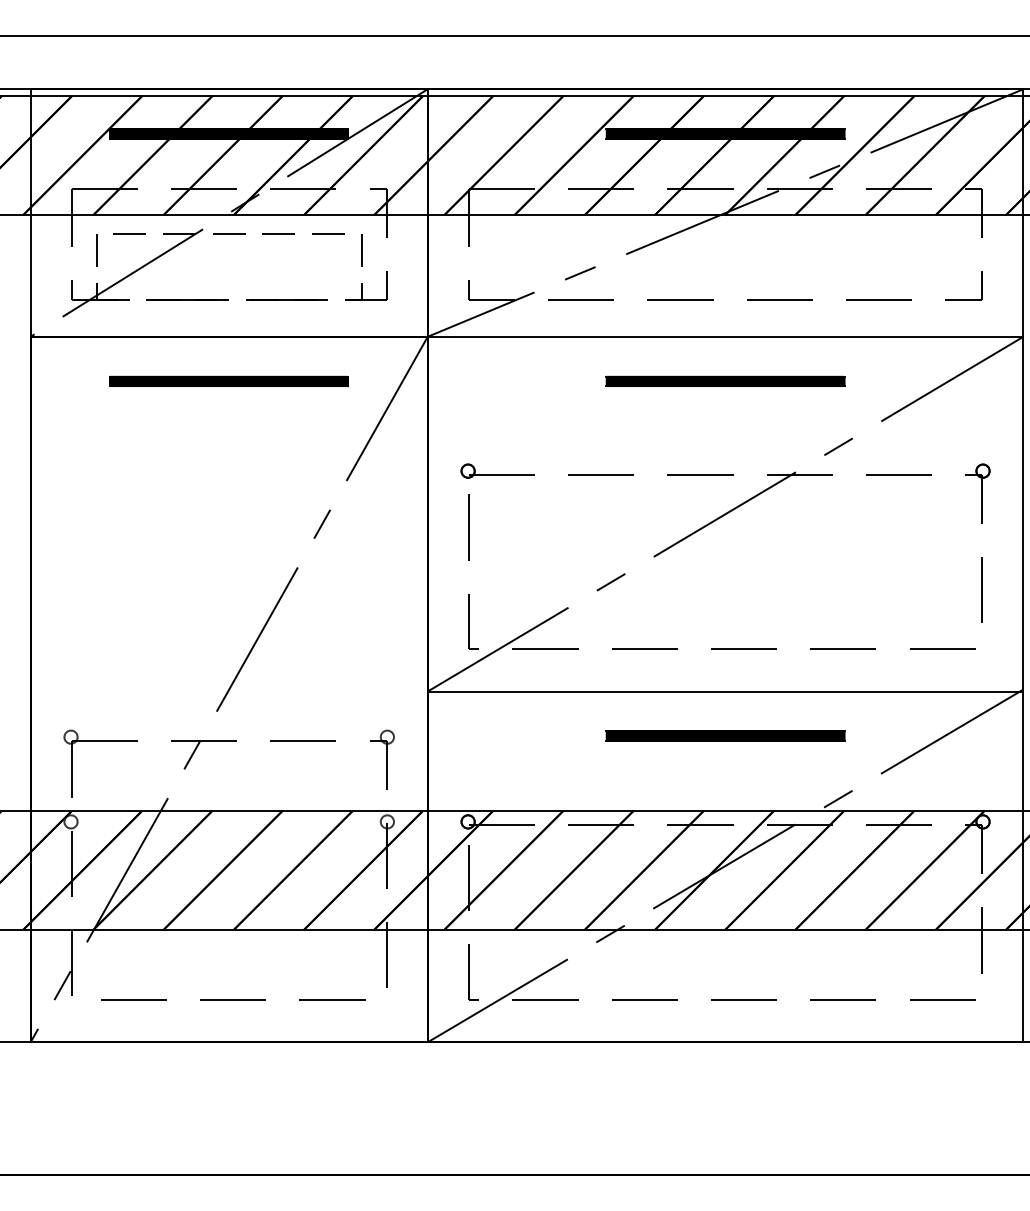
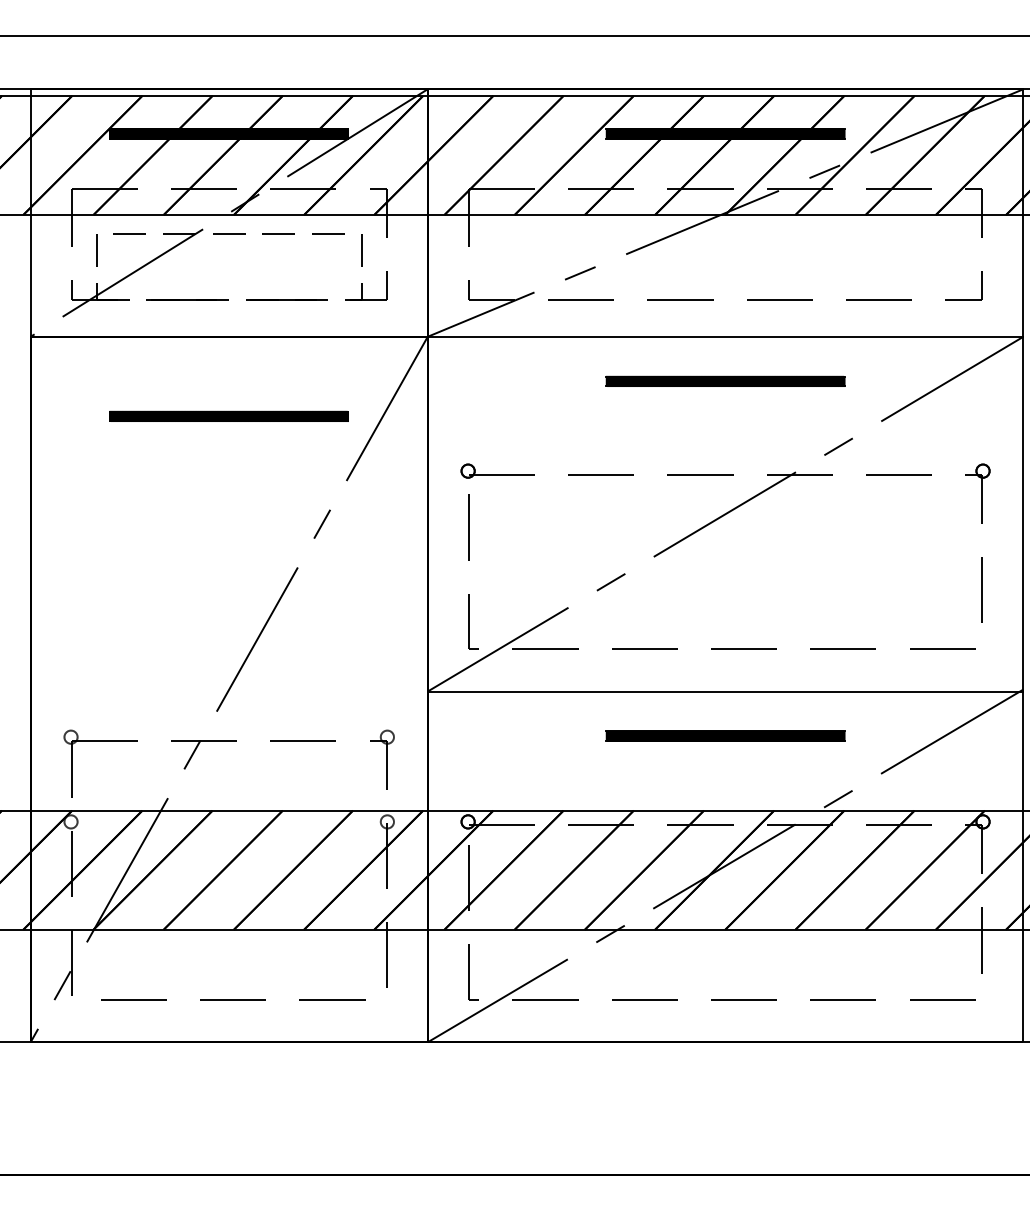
part position: (228, 380) -> (228, 415) (228, 415)
